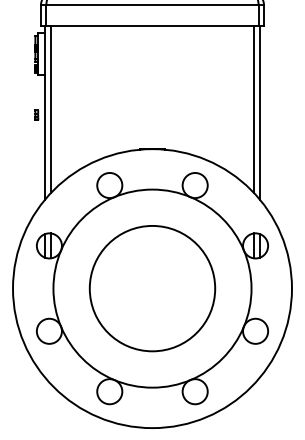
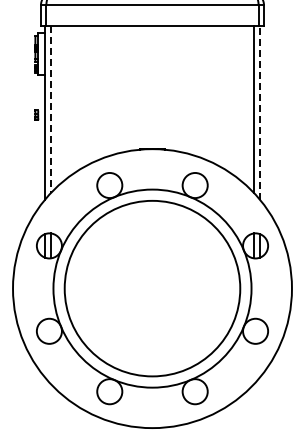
line: solid -> dashed (50, 110)
line: solid -> dashed (259, 112)
circle diameter: 125 px -> 176 px (152, 288)
